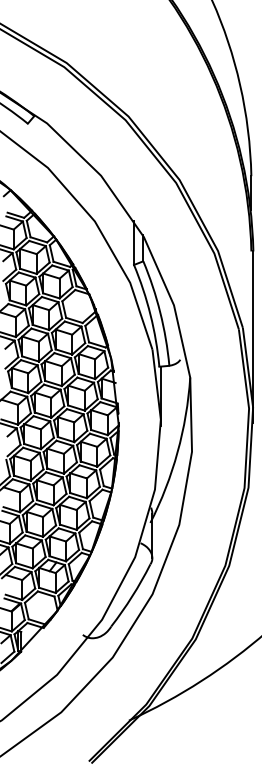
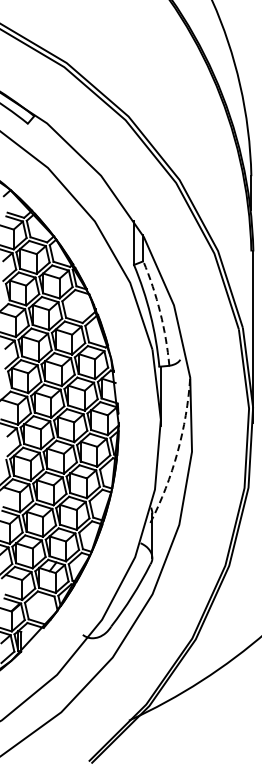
arc: solid -> dashed (160, 312)
arc: solid -> dashed (177, 452)
